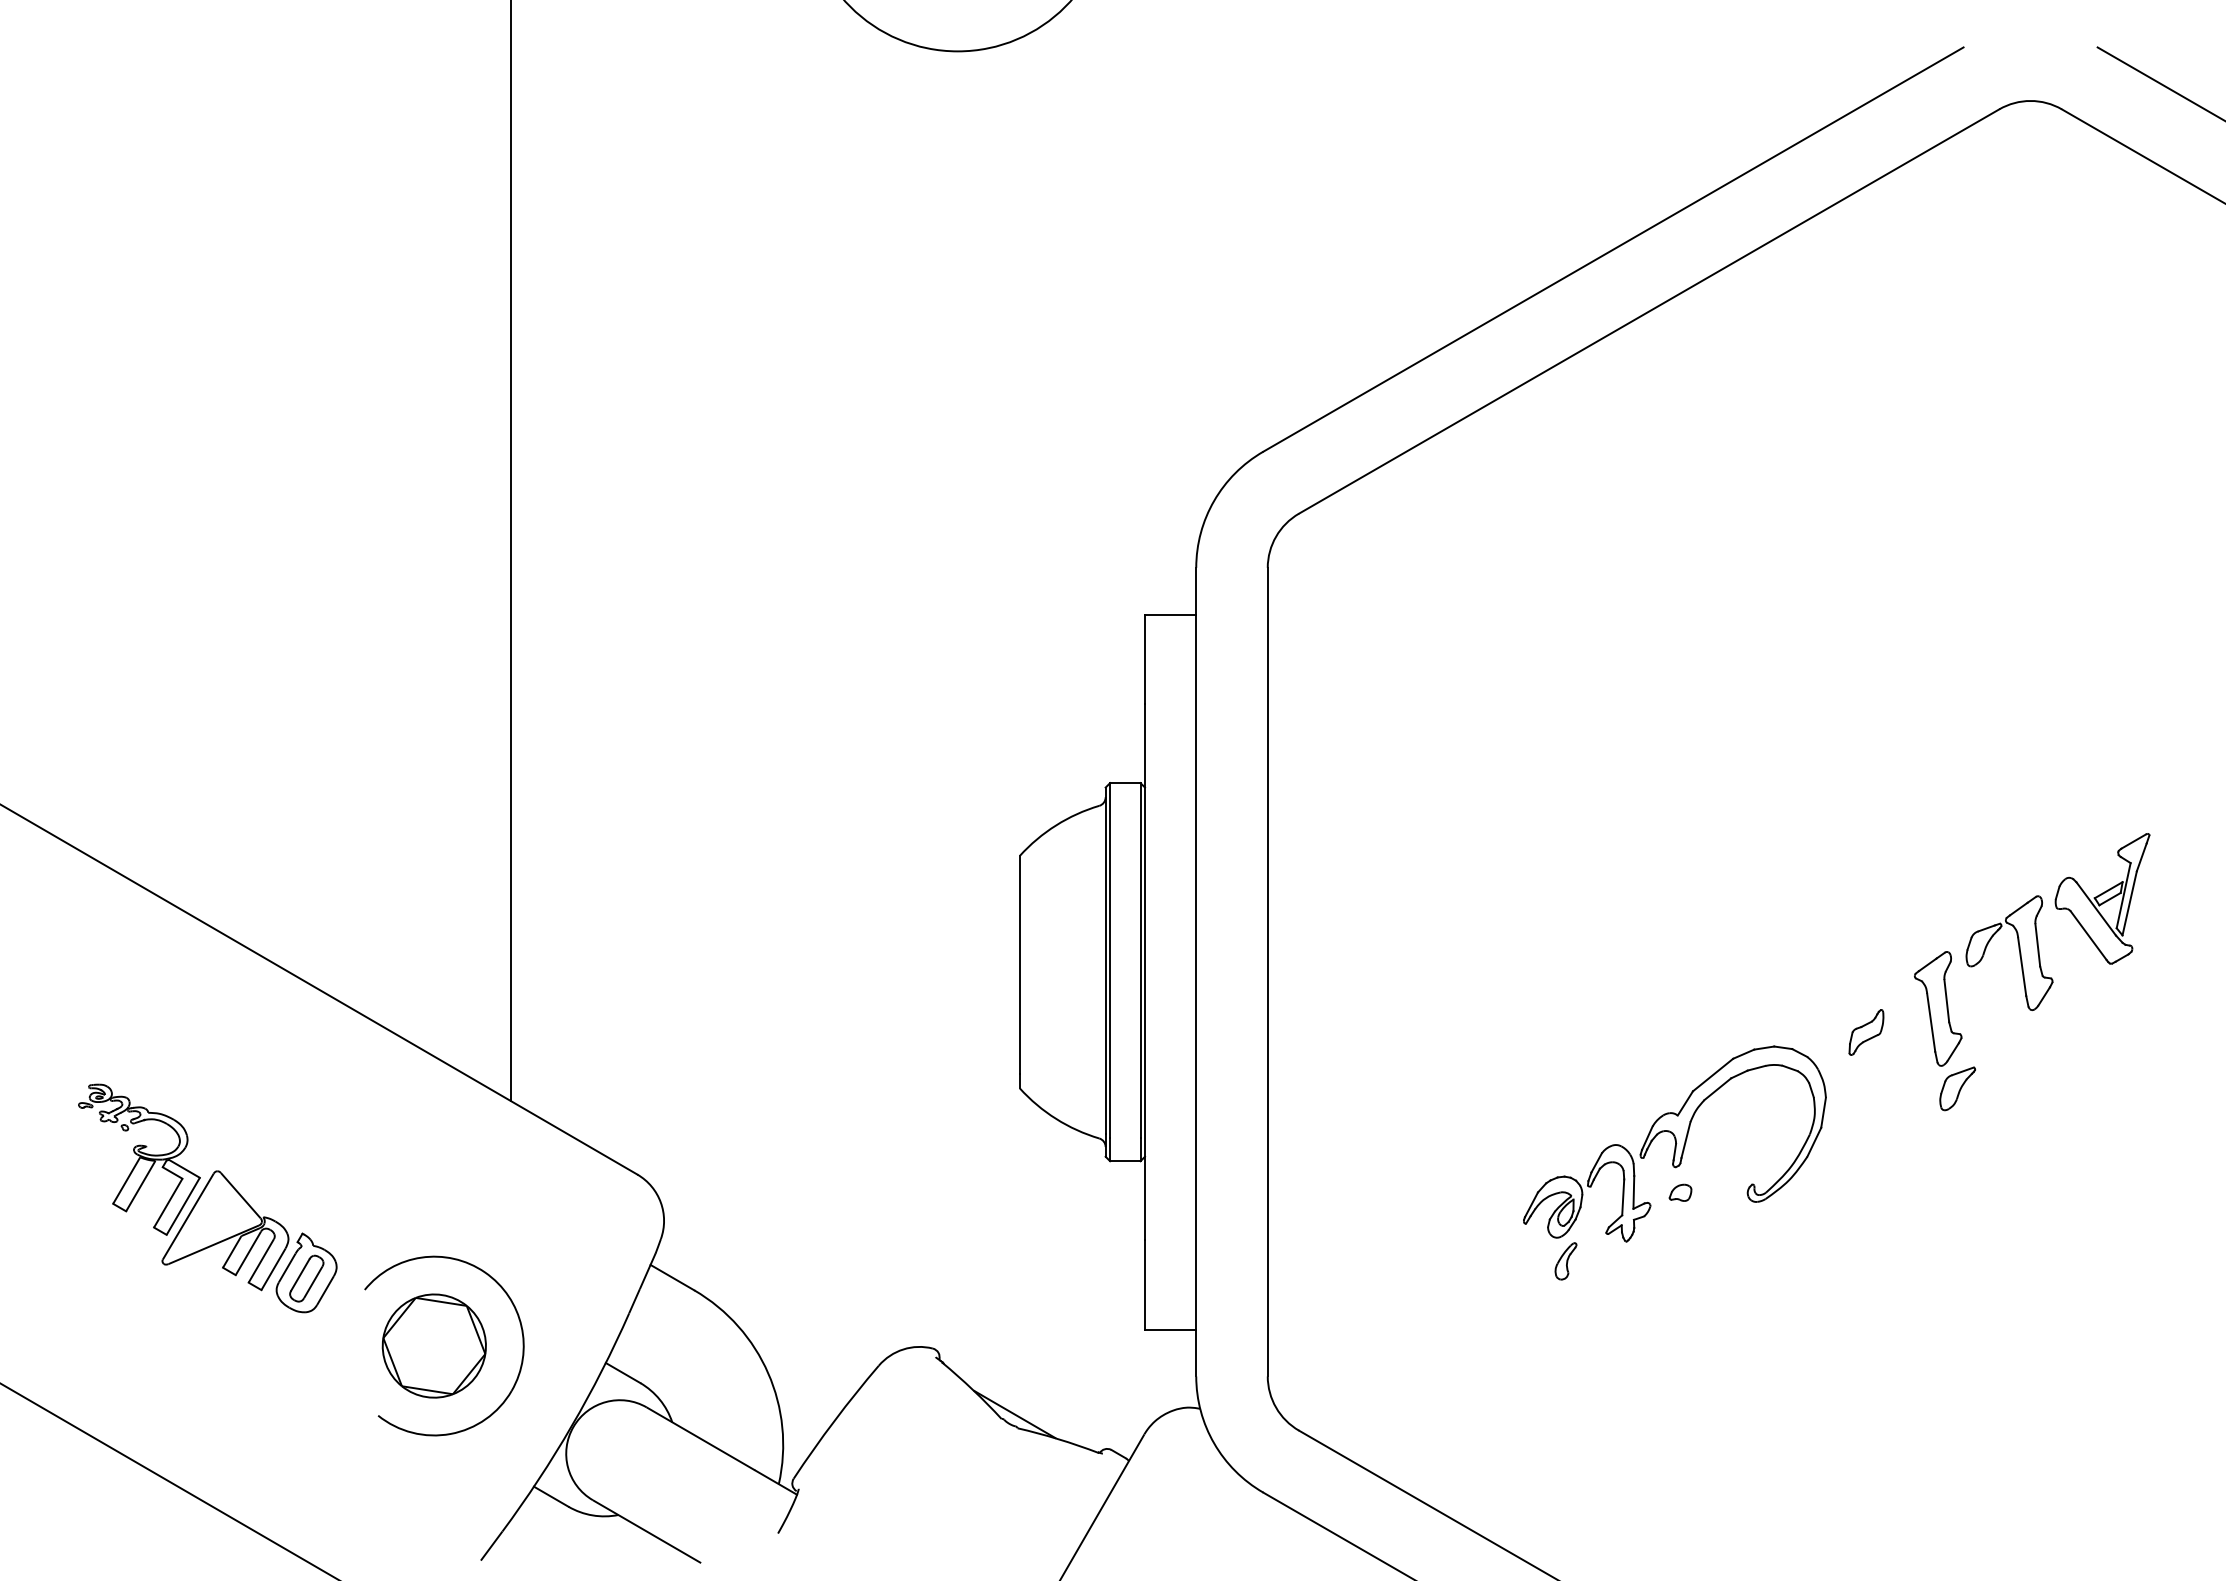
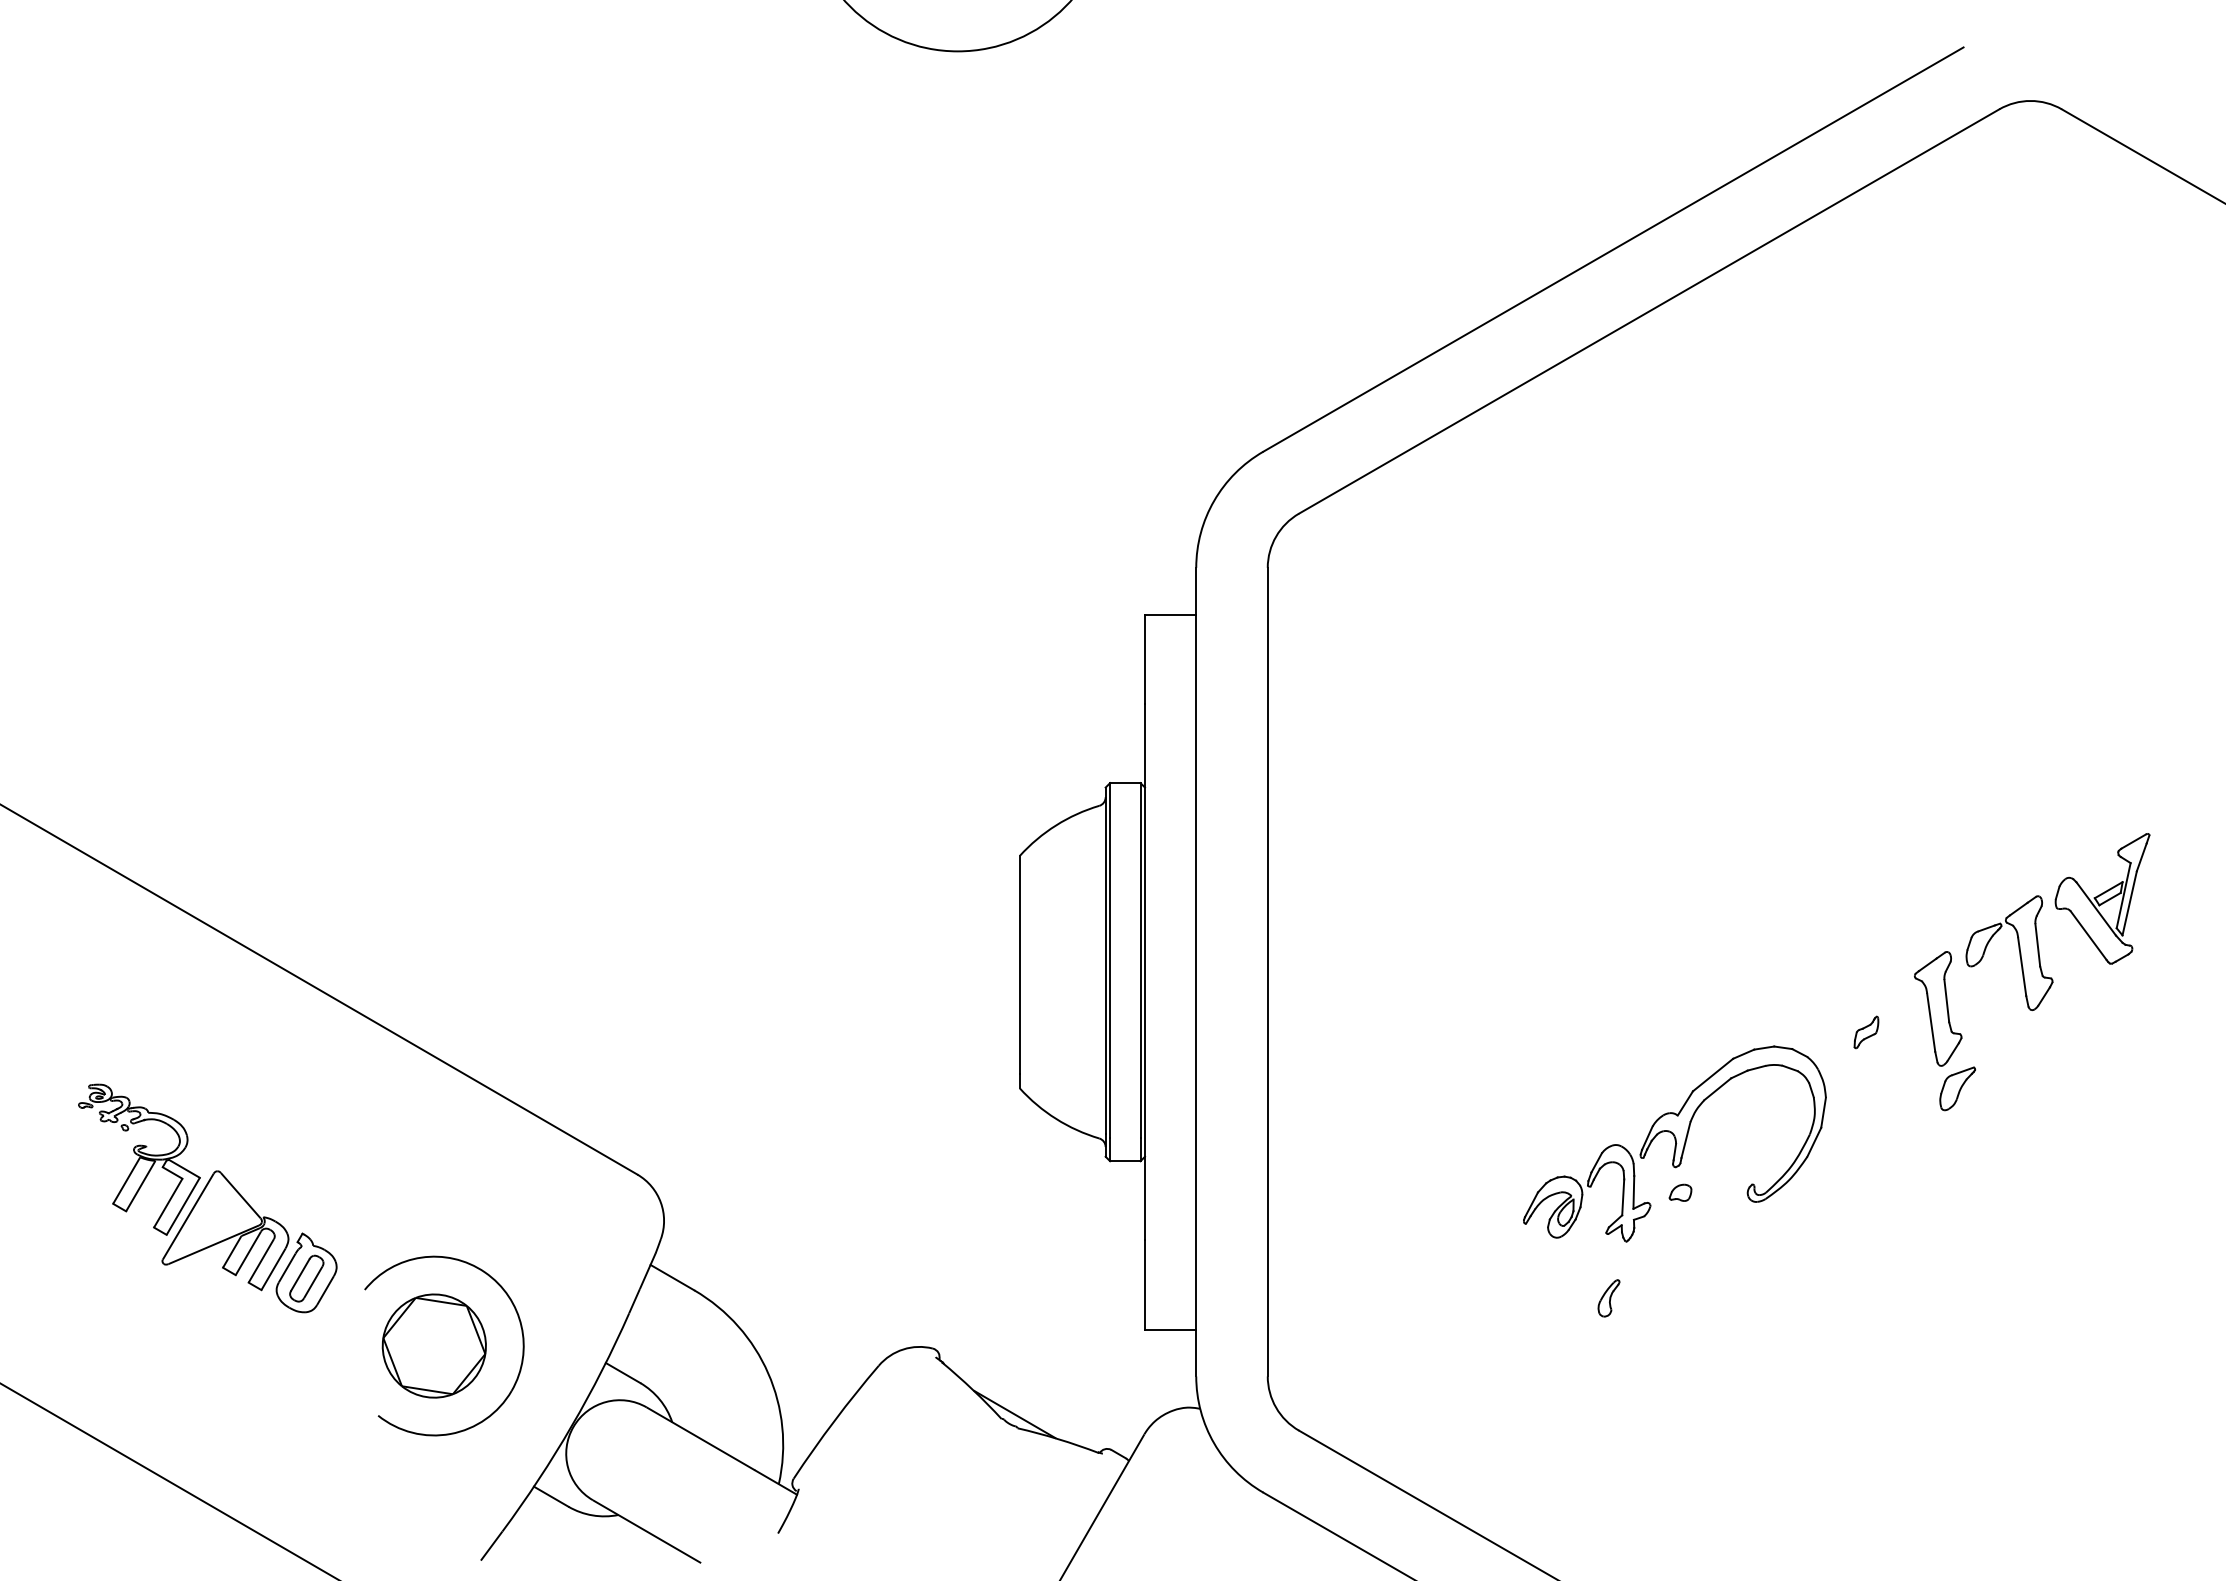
line: present -> none (2159, 83)
line: present -> none (510, 551)
part size: 37x47 px -> 27x35 px (1866, 1032)
part position: (1565, 1261) -> (1608, 1298) (1608, 1298)
